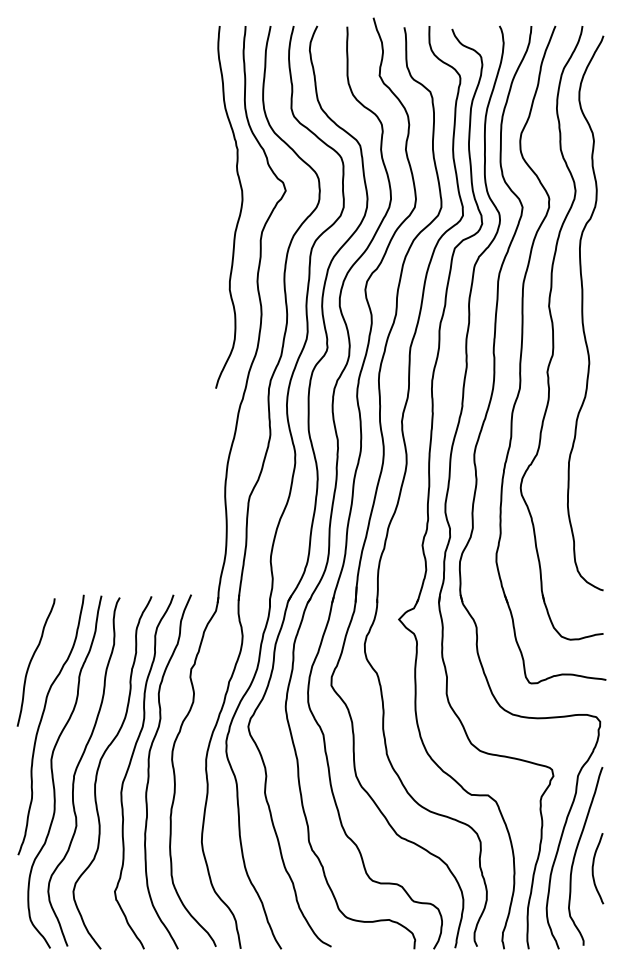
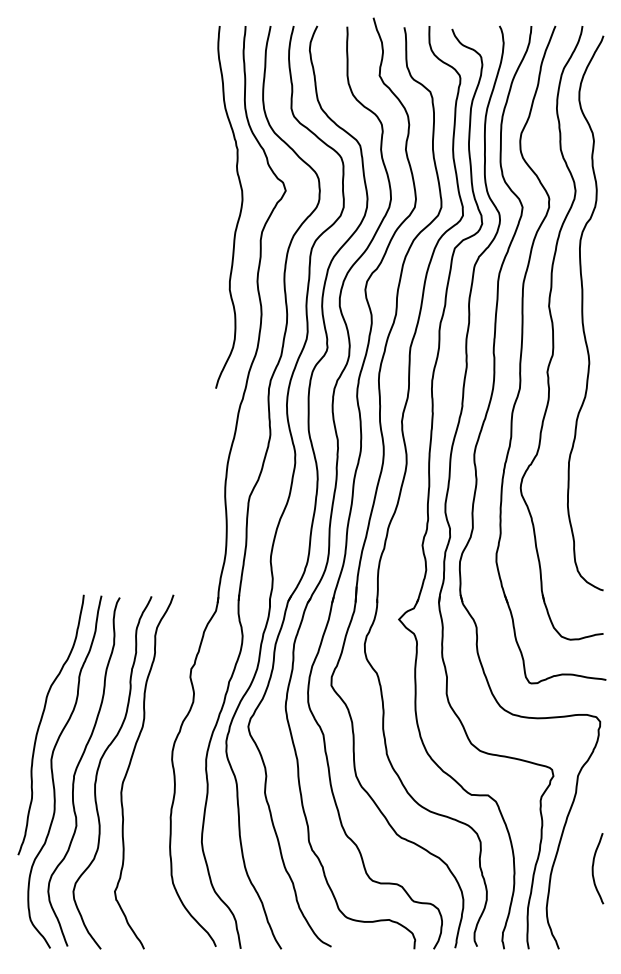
curve: present -> none (31, 662)
curve: present -> none (149, 771)
curve: present -> none (576, 853)
